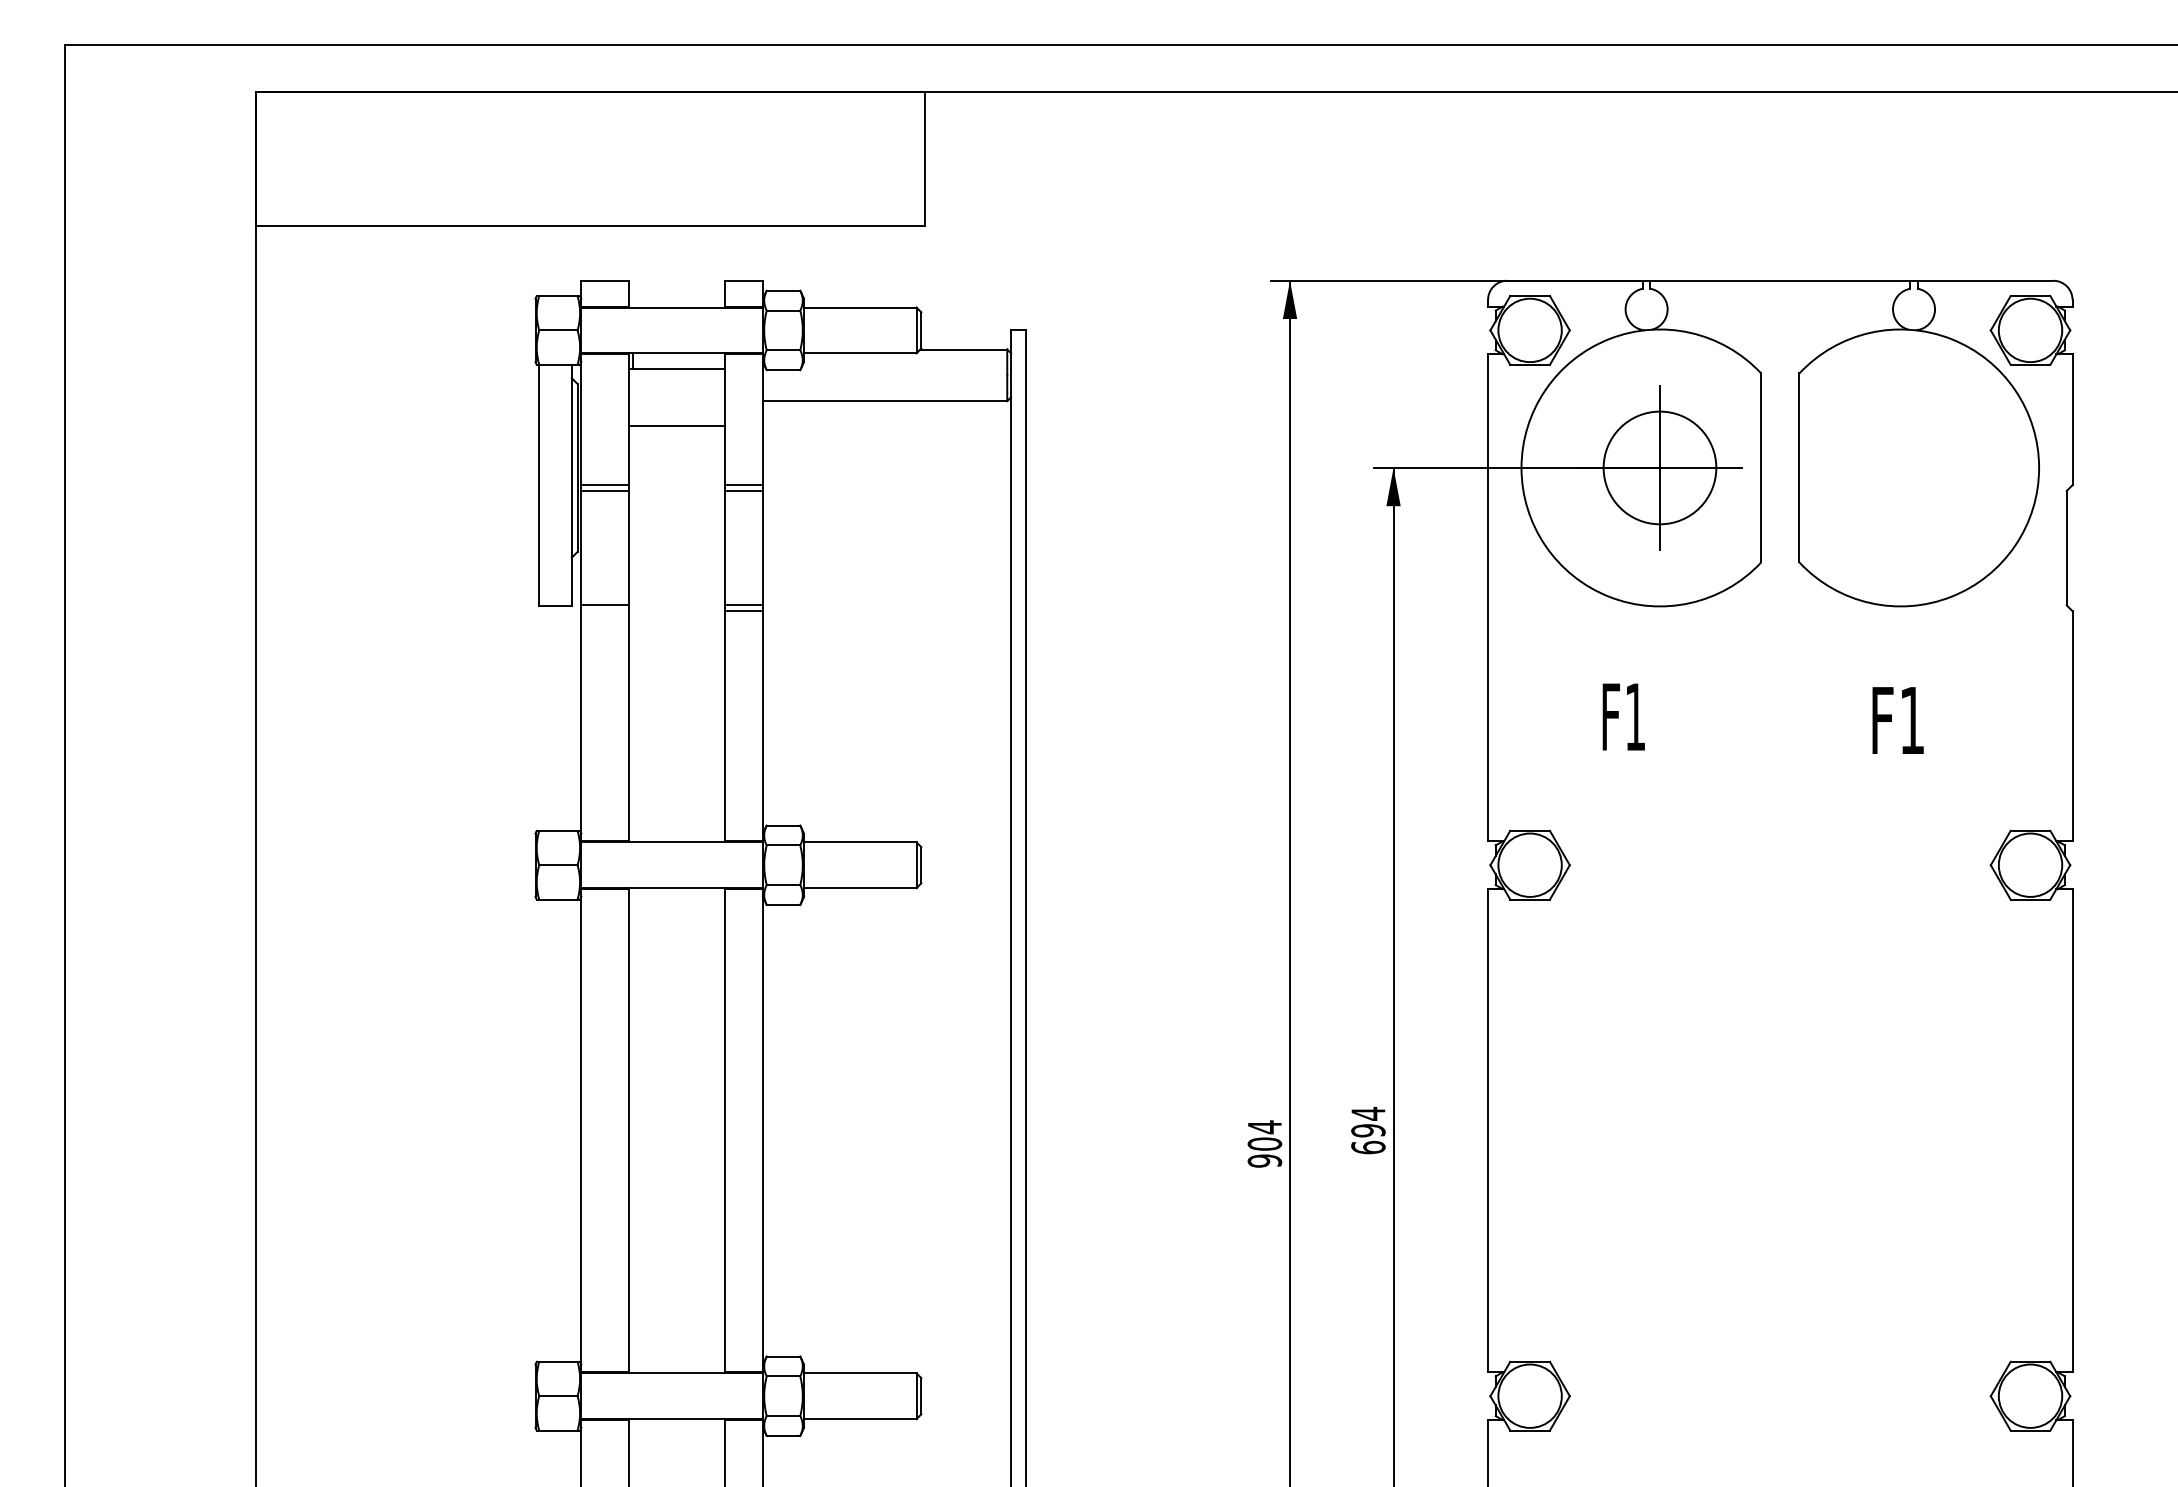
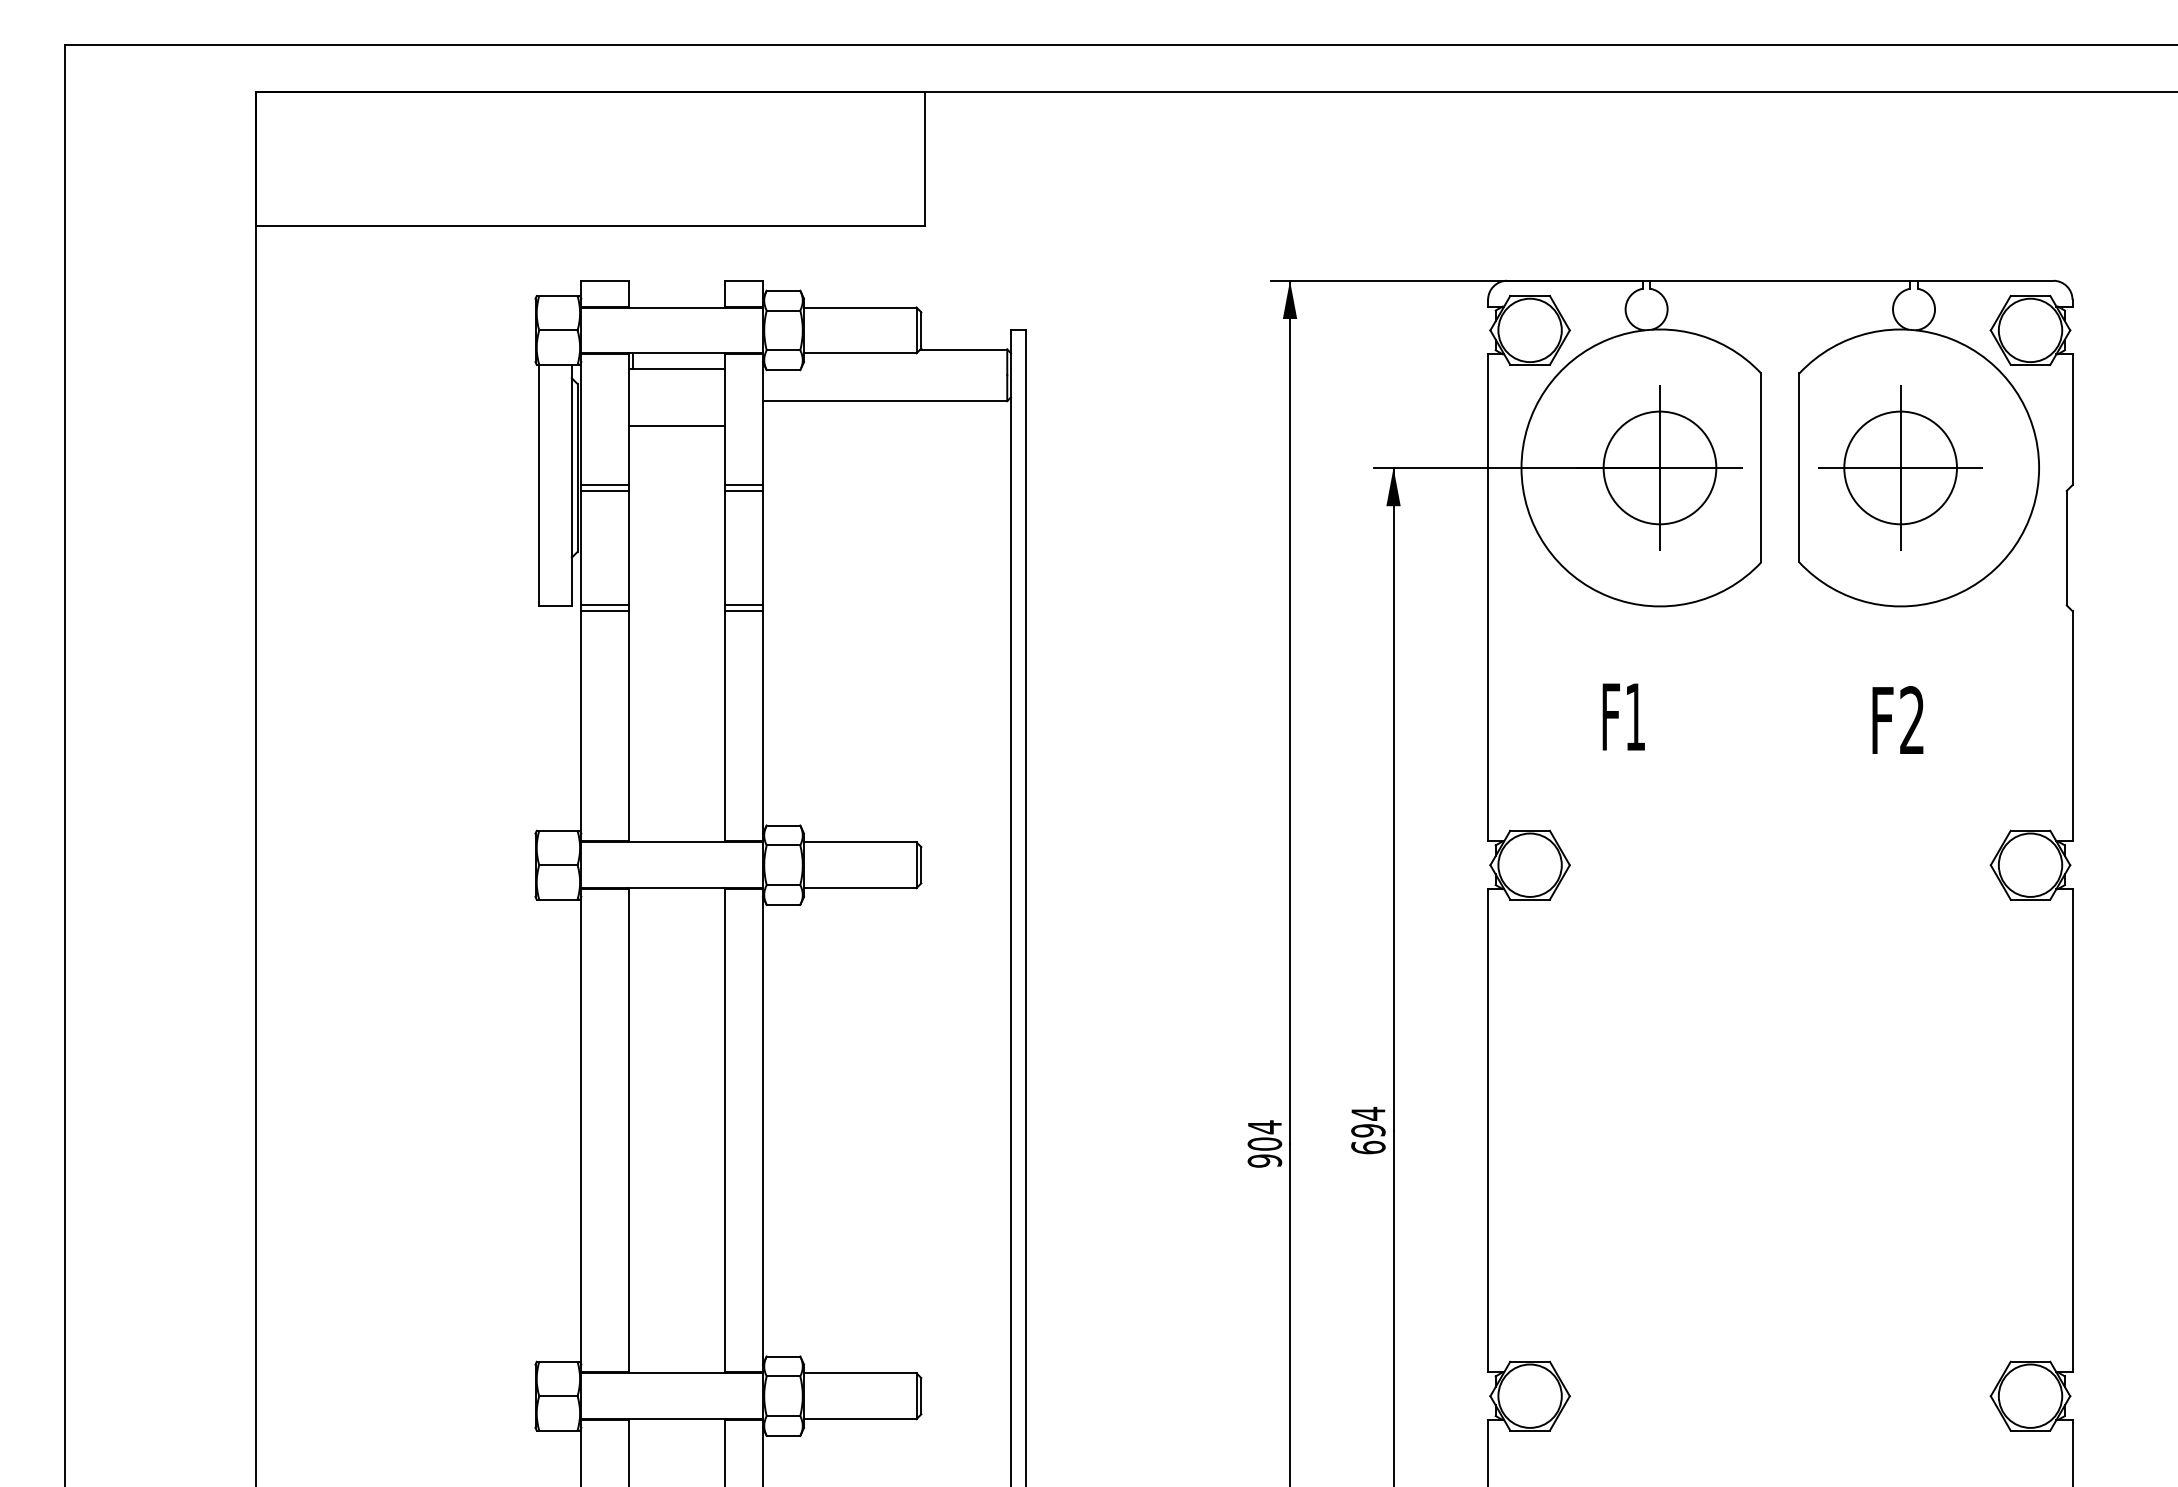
part: none -> present (1900, 467)
line: none -> present (605, 611)
text: F1 -> F2 (1911, 719)
